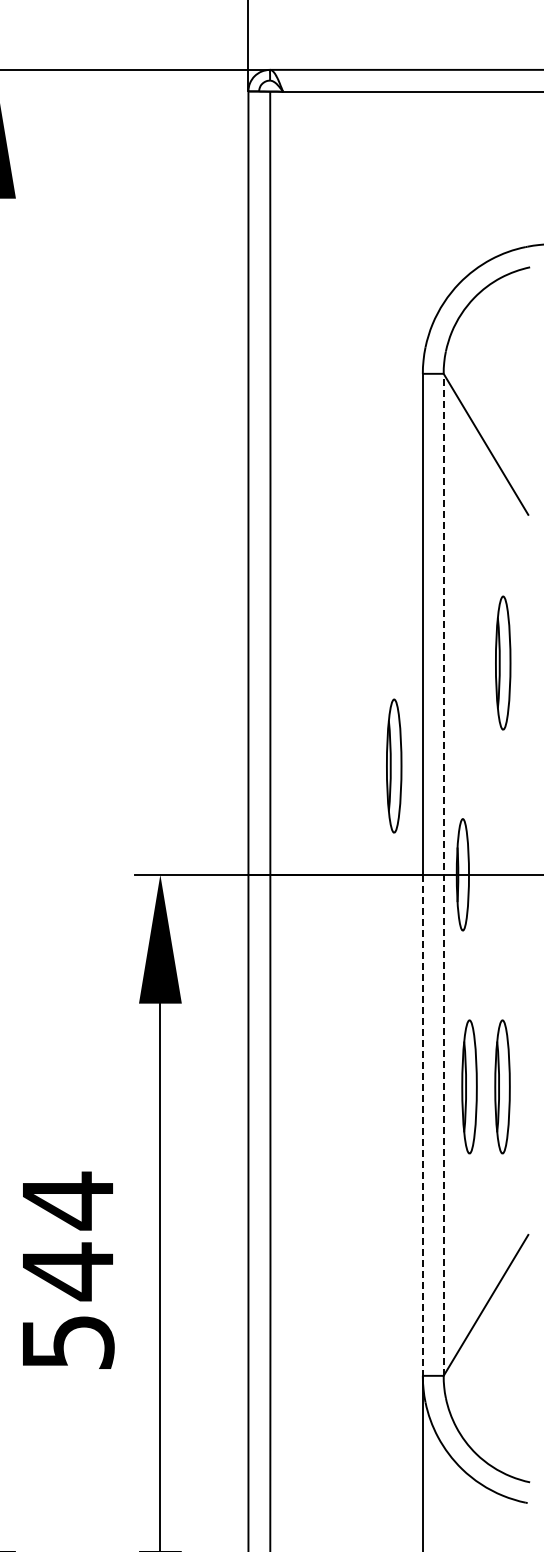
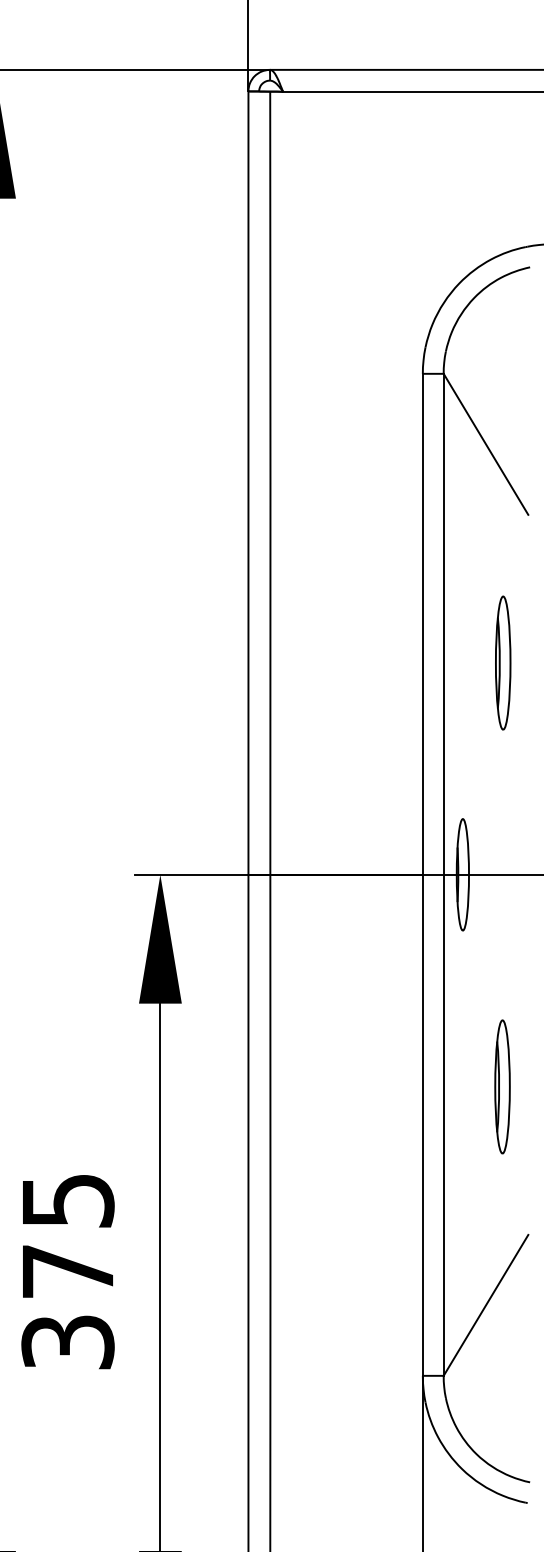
part: present -> none (394, 765)
line: dashed -> solid (443, 874)
part: present -> none (469, 1086)
line: dashed -> solid (422, 1125)
text: 544 -> 375 (67, 1270)
